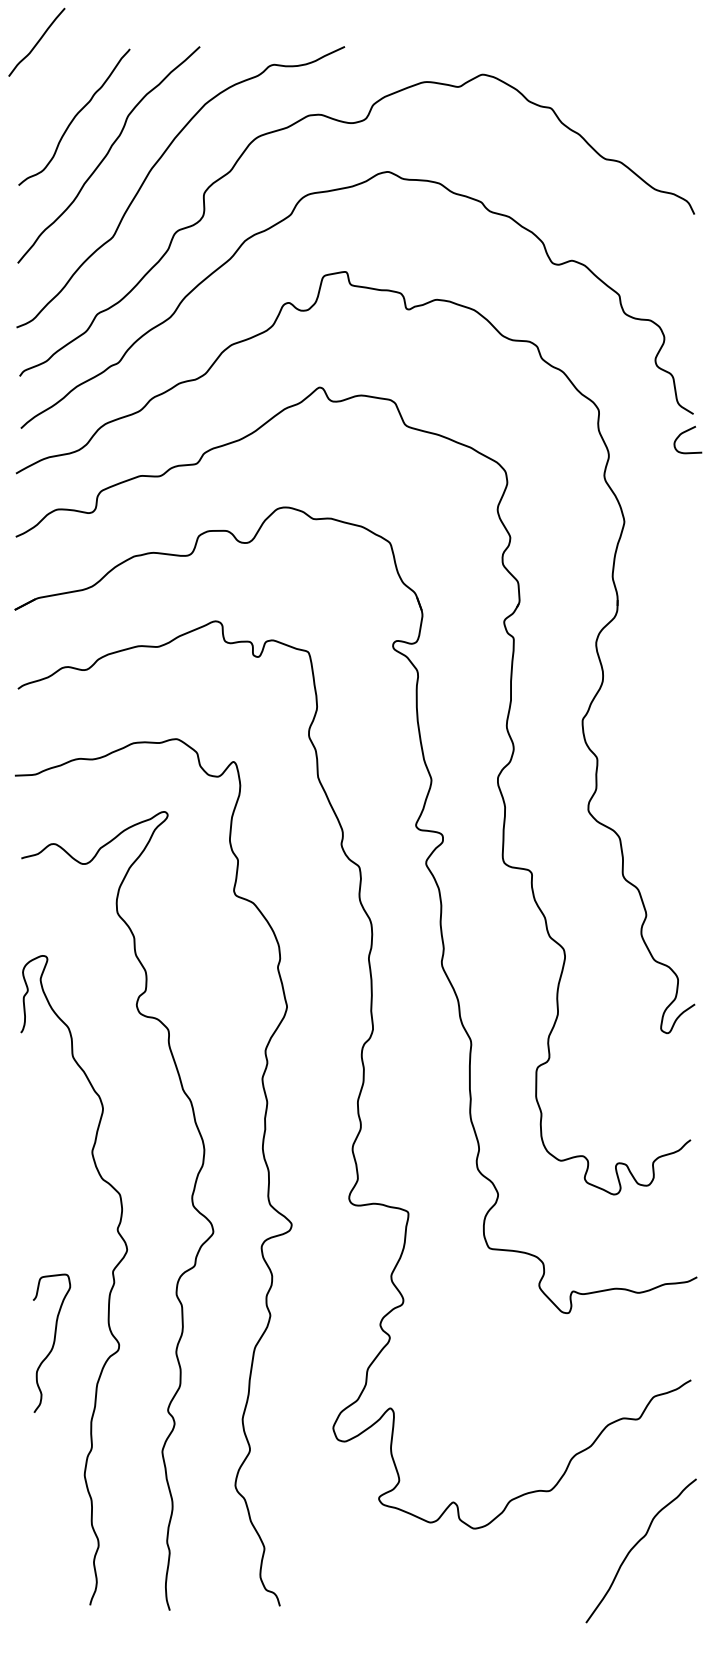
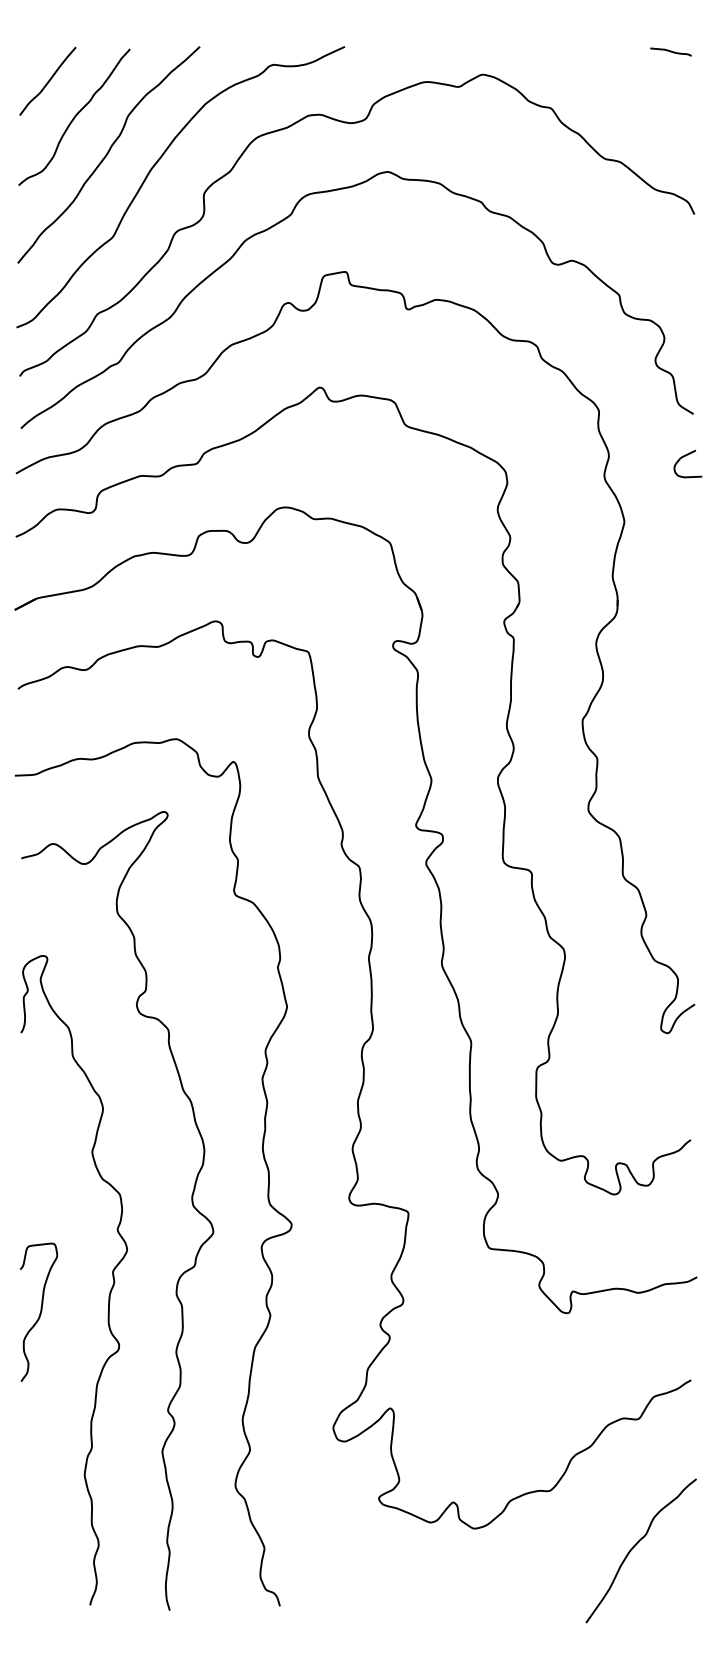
curve position: (37, 41) -> (48, 80) (48, 80)
curve: none -> present (670, 51)
curve position: (686, 432) -> (686, 456) (686, 456)
curve position: (53, 1342) -> (40, 1311) (40, 1311)
